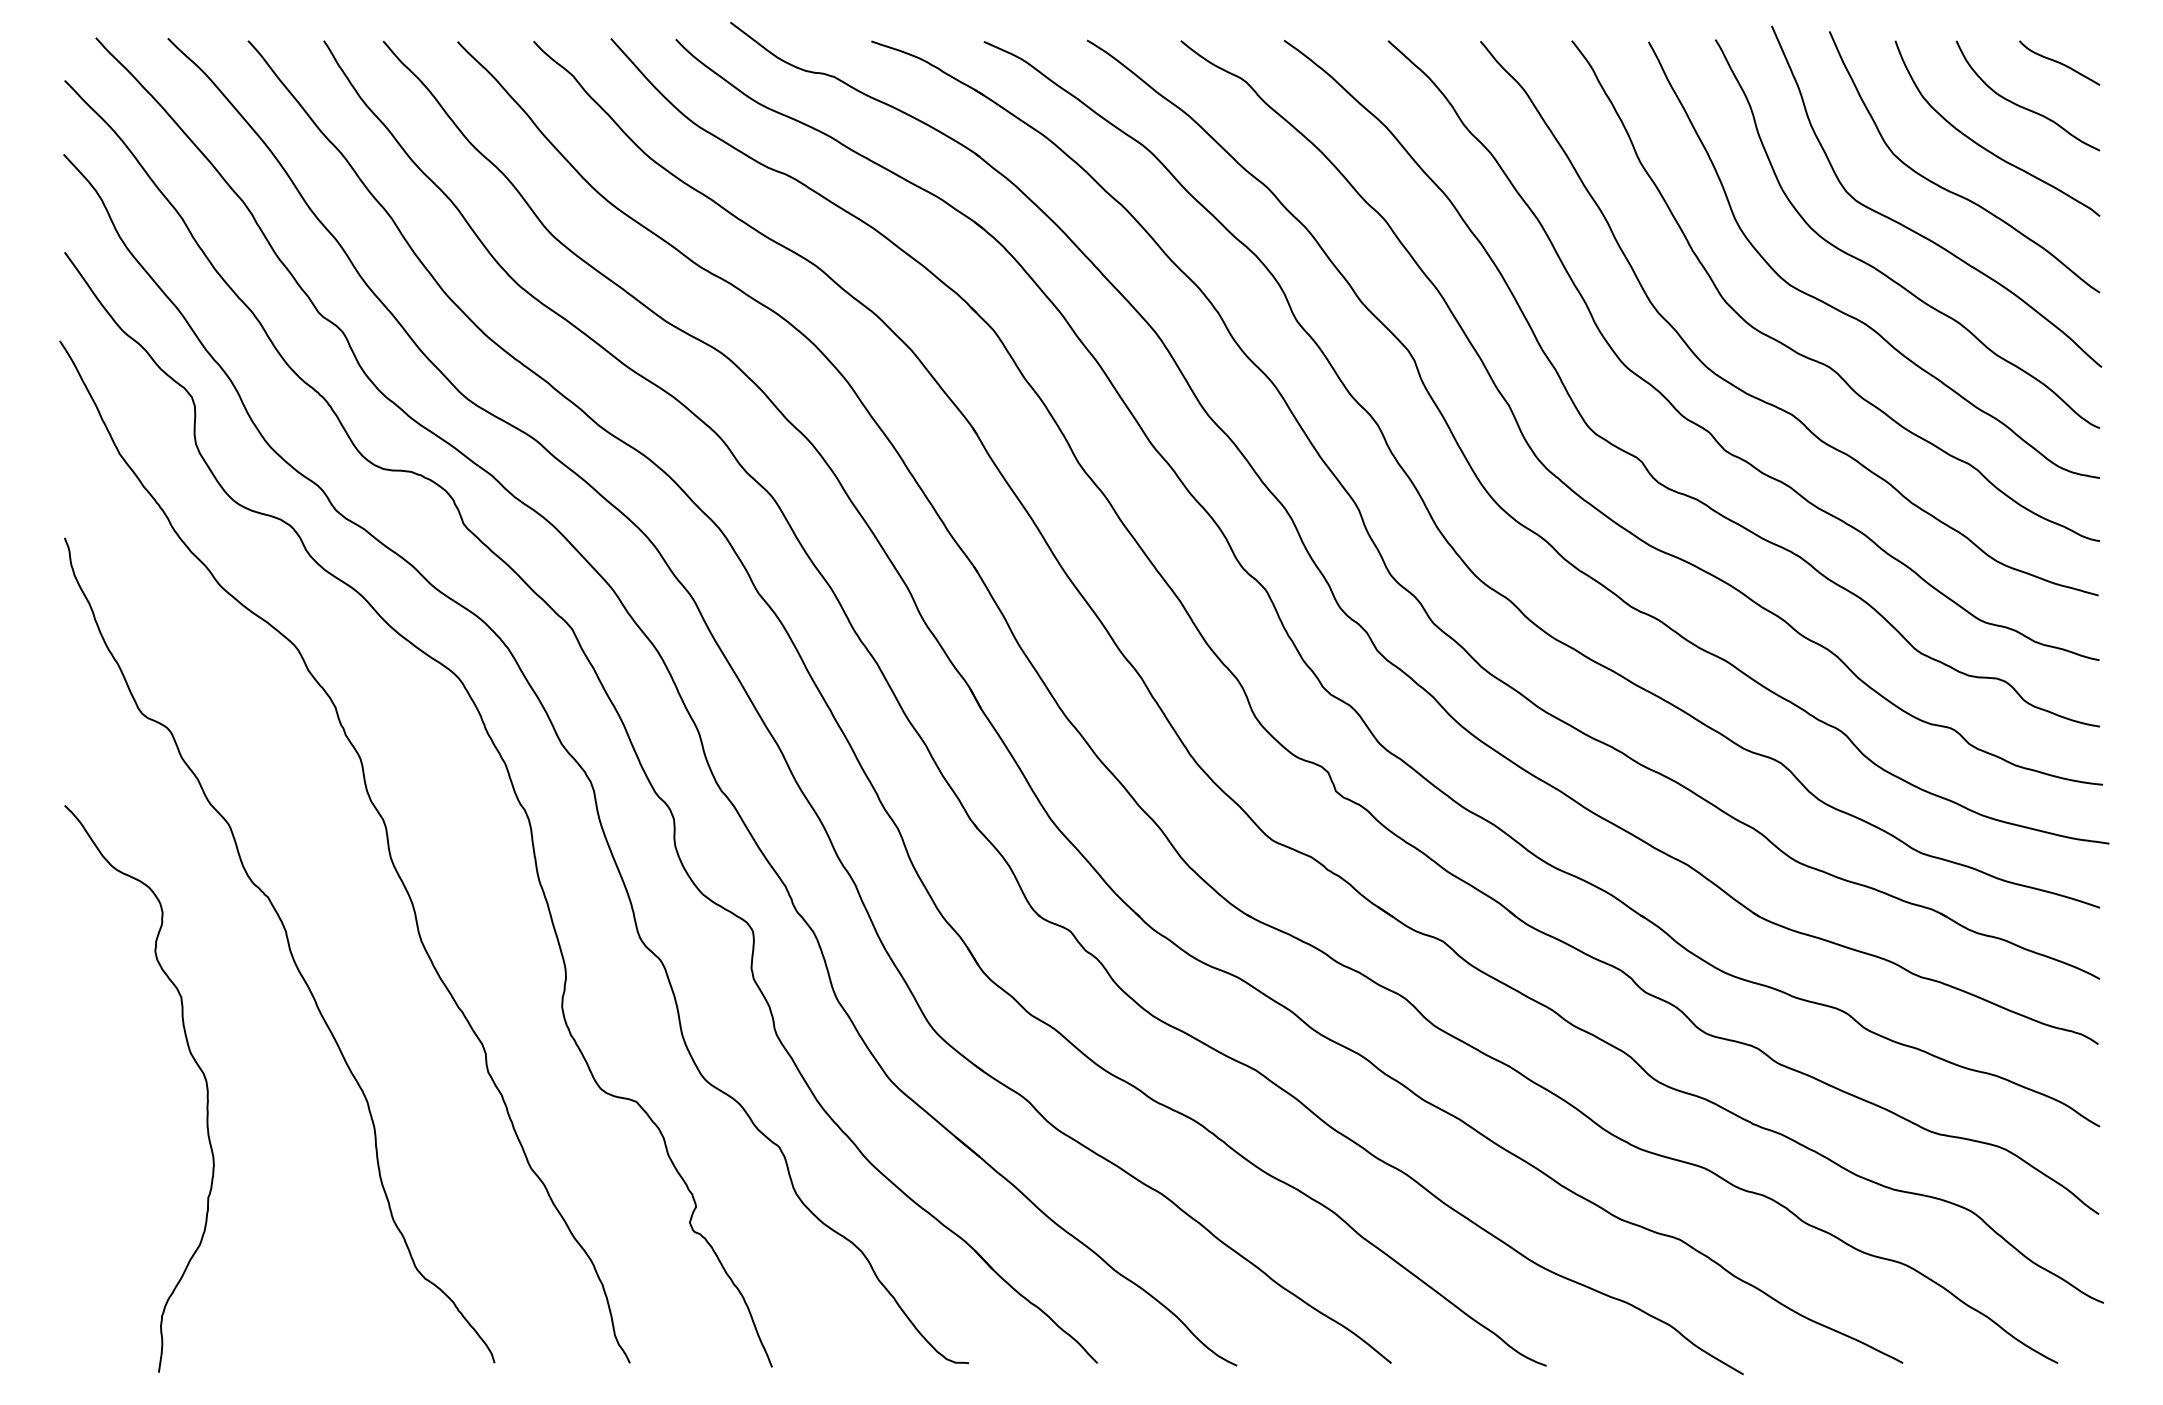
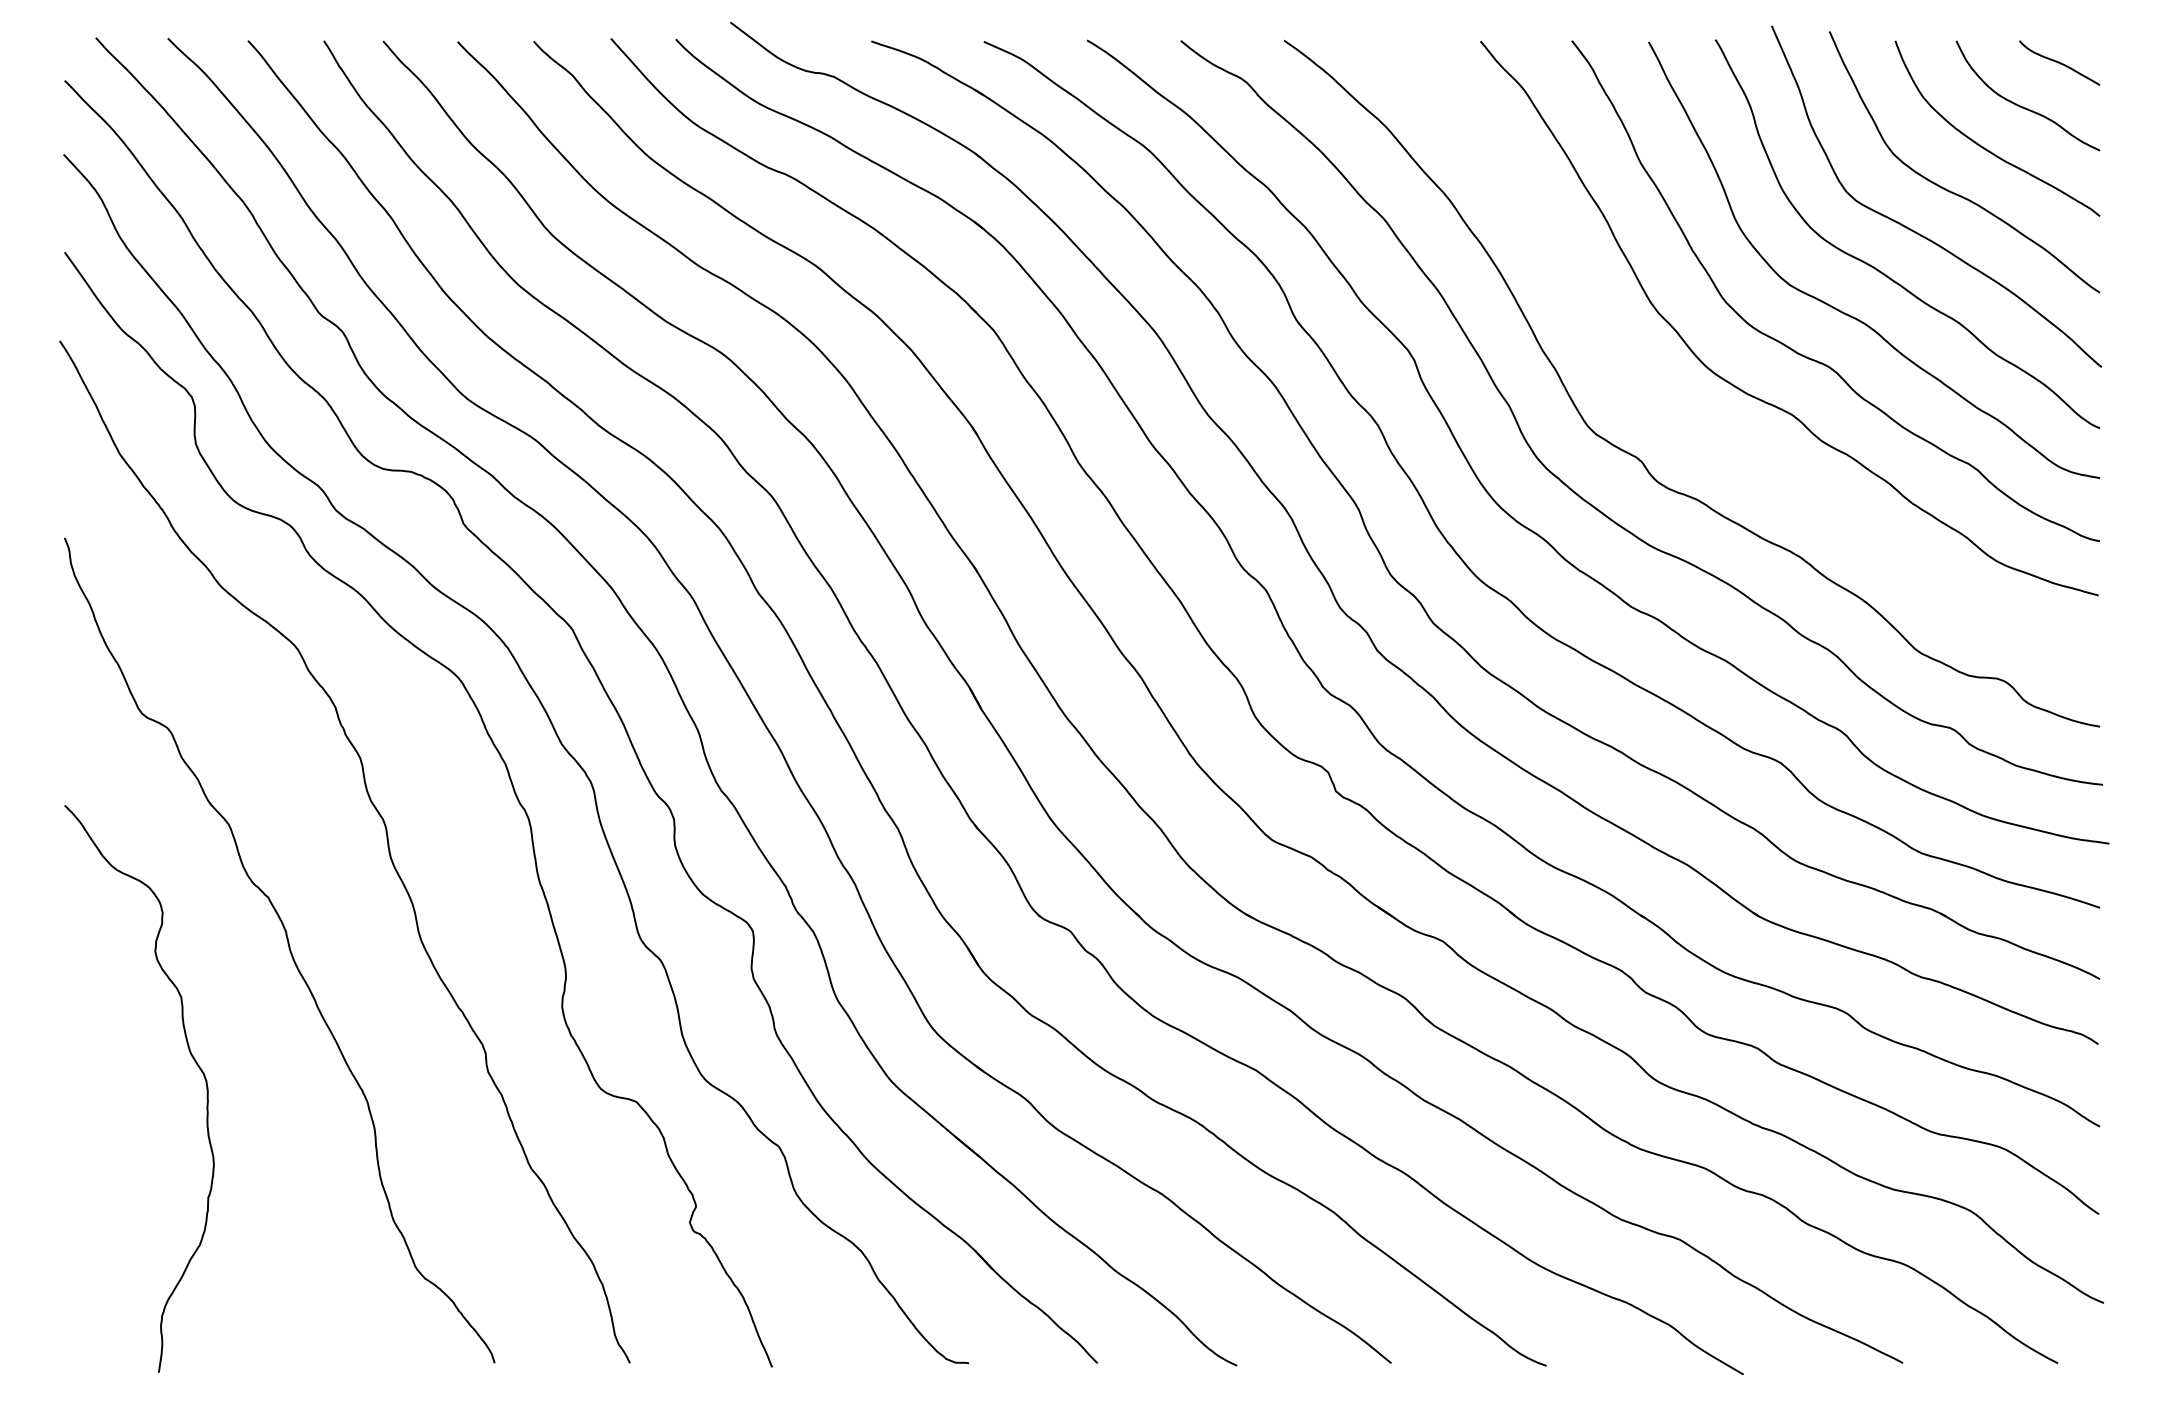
curve: present -> none (1702, 426)
